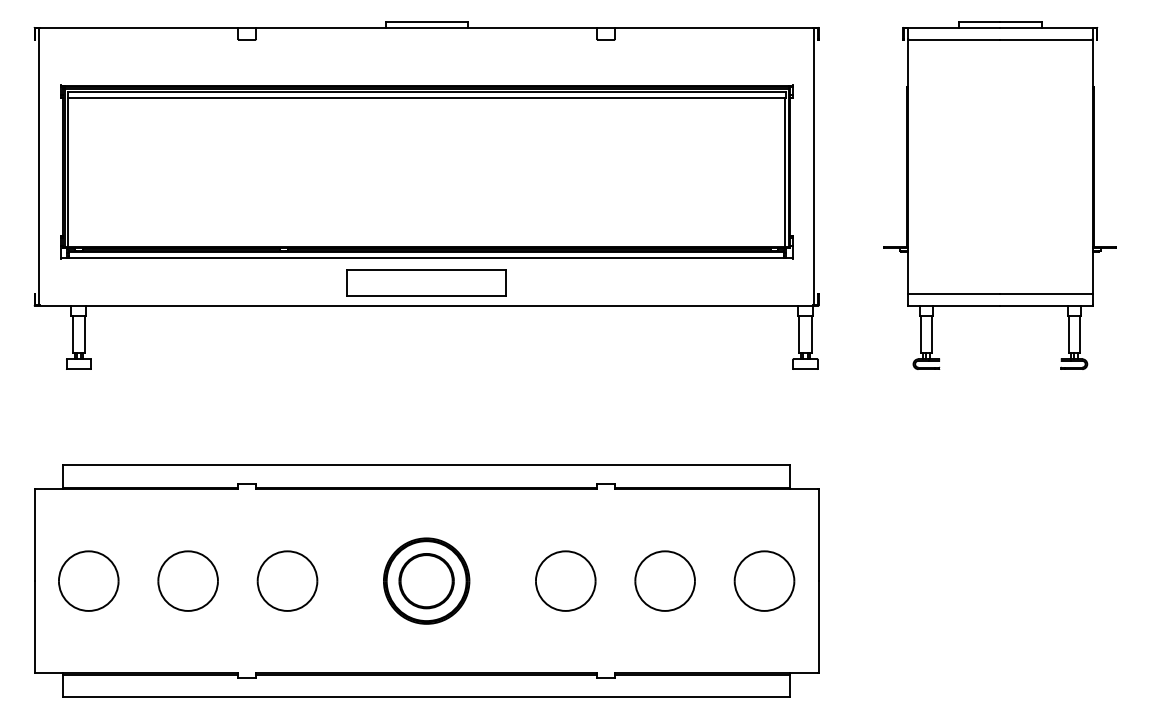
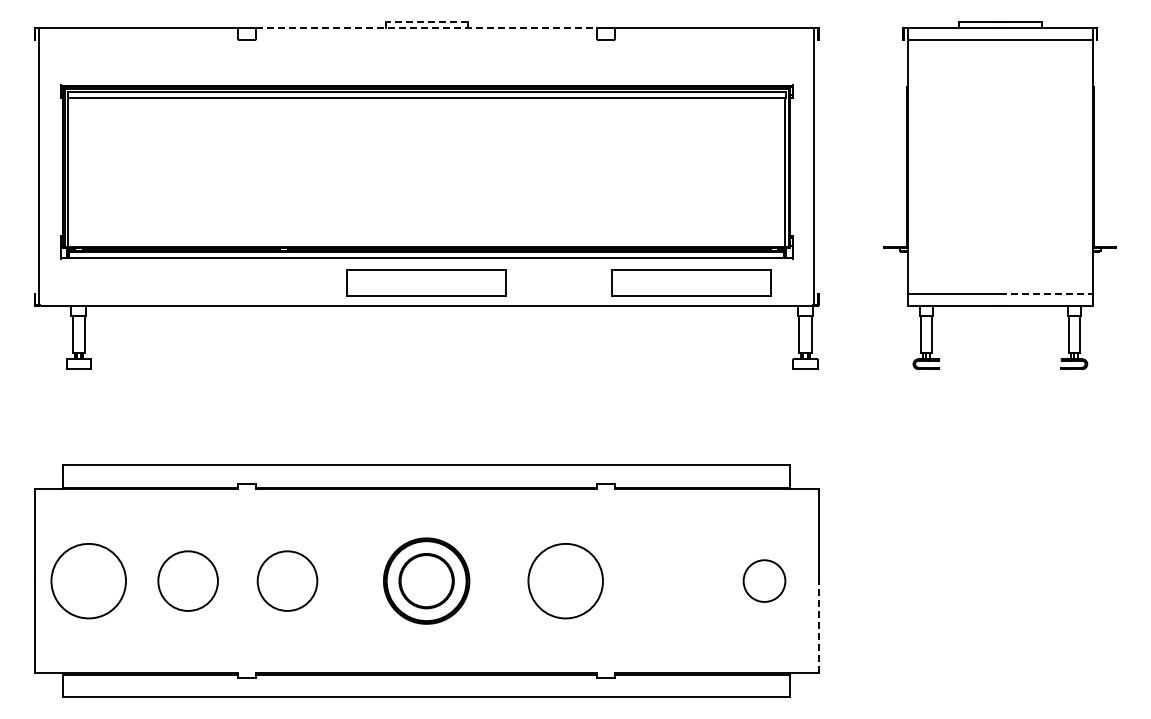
line: solid -> dashed (426, 21)
line: solid -> dashed (426, 27)
part: none -> present (691, 282)
line: solid -> dashed (1046, 293)
part size: 62x62 px -> 77x77 px (88, 581)
part size: 62x62 px -> 77x77 px (565, 581)
part: present -> none (664, 580)
part size: 63x62 px -> 45x44 px (764, 580)
line: solid -> dashed (818, 626)
